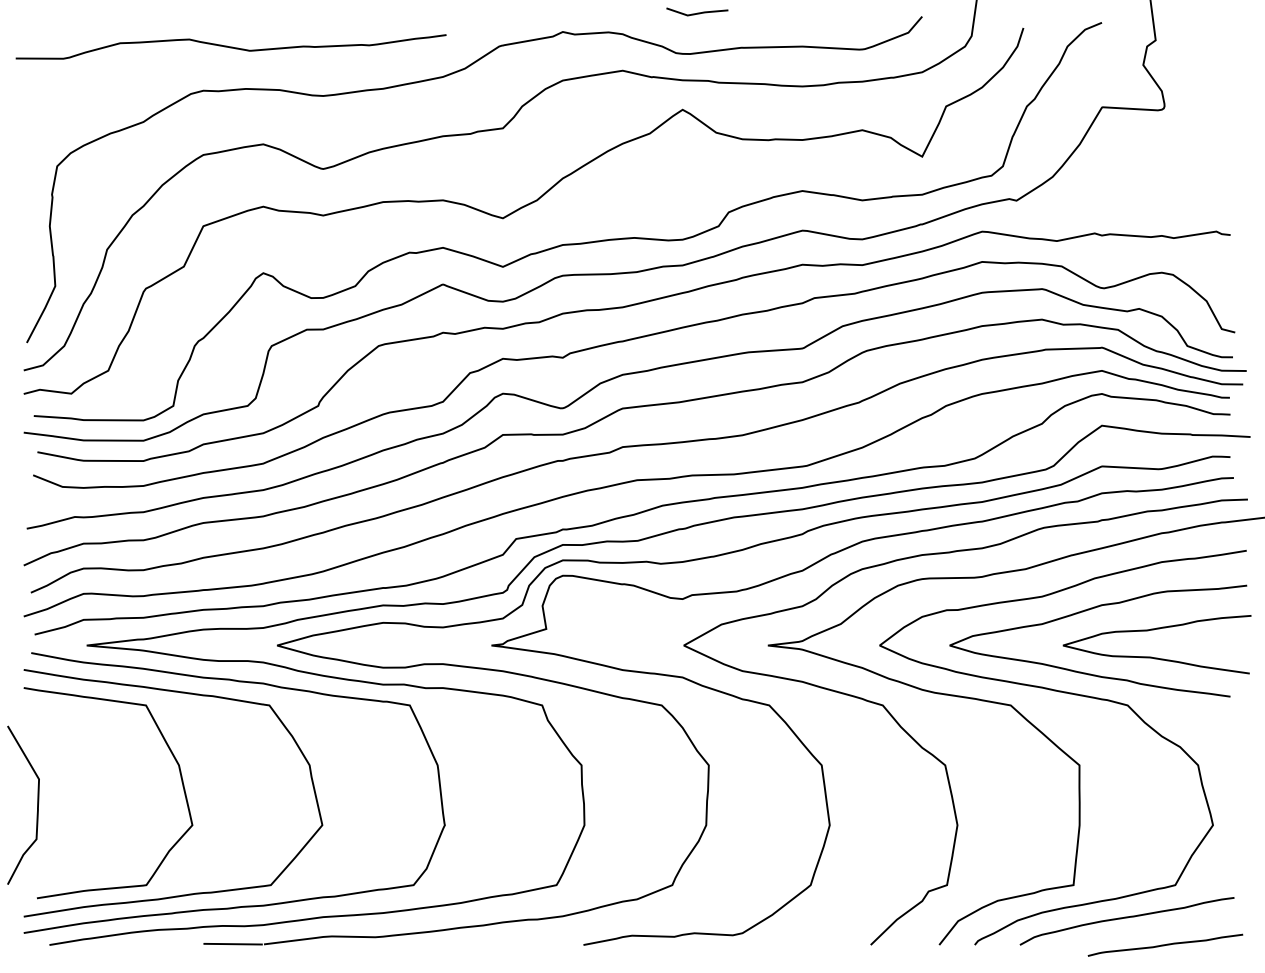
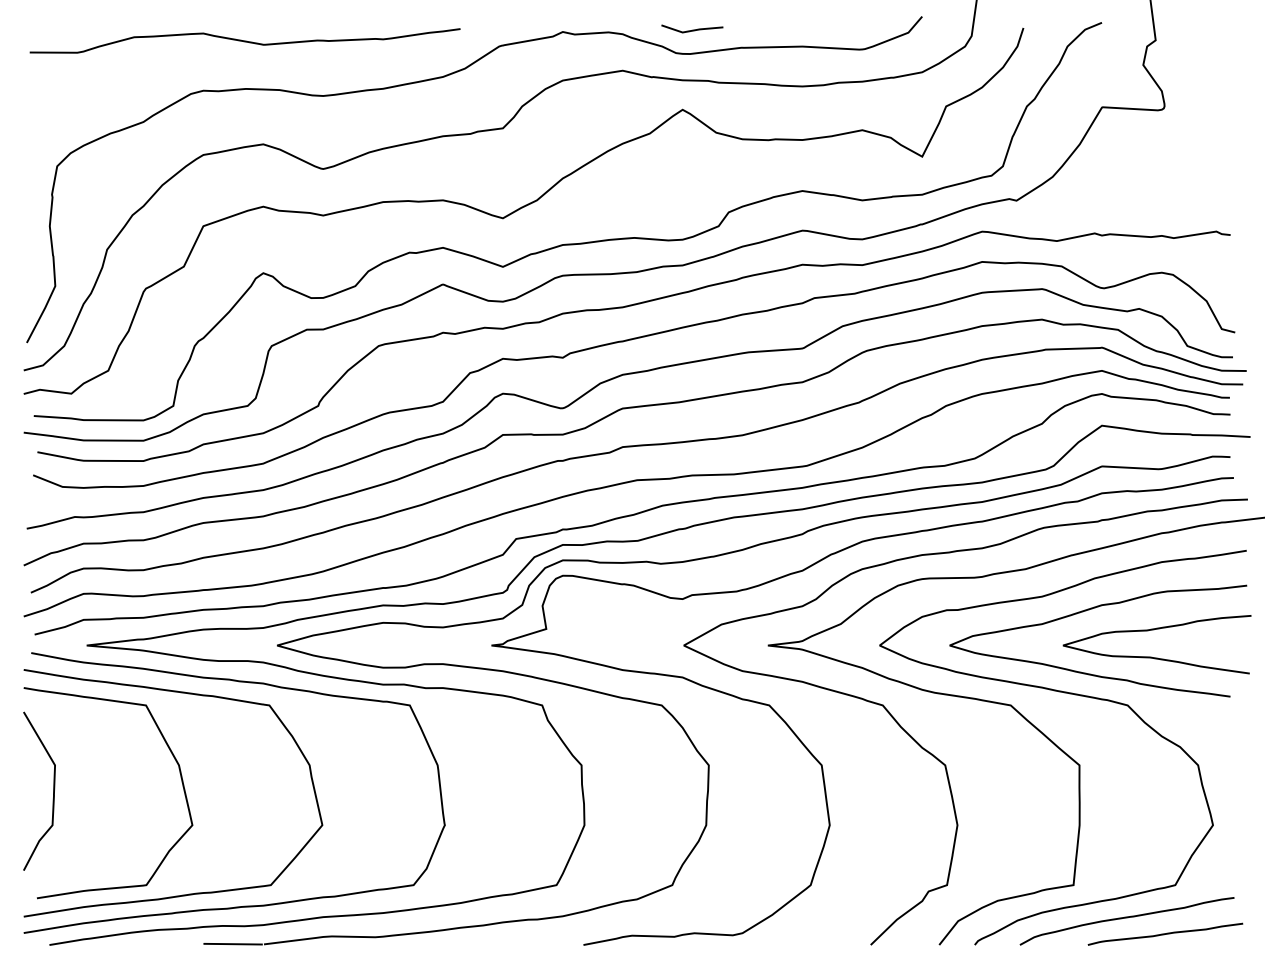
line position: (697, 12) -> (692, 29) (692, 29)
curve position: (230, 46) -> (244, 40) (244, 40)
curve position: (37, 804) -> (53, 790) (53, 790)
curve position: (1165, 944) -> (1165, 933) (1165, 933)
